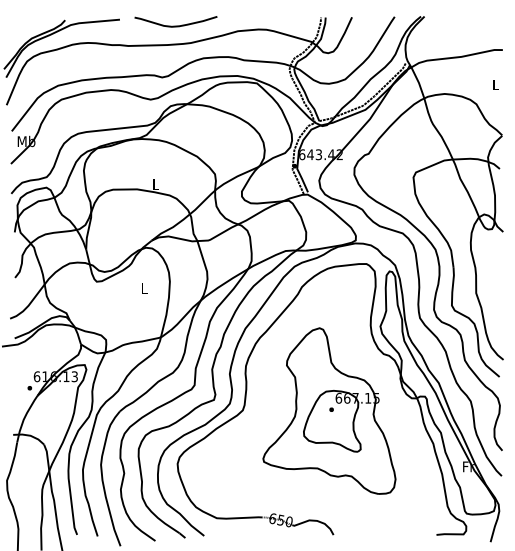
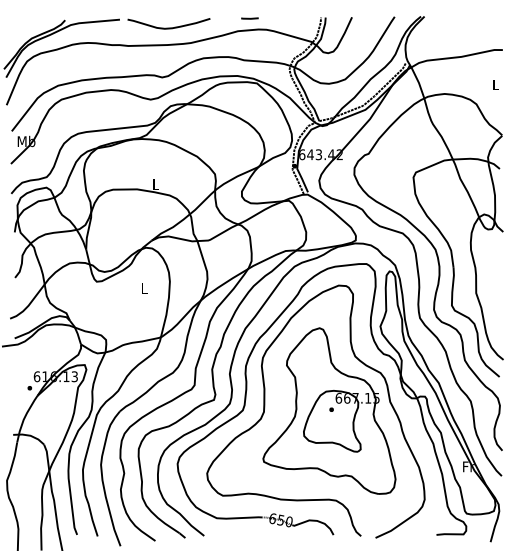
line: none -> present (249, 18)
curve position: (175, 25) -> (168, 27) (168, 27)
curve: none -> present (265, 407)
